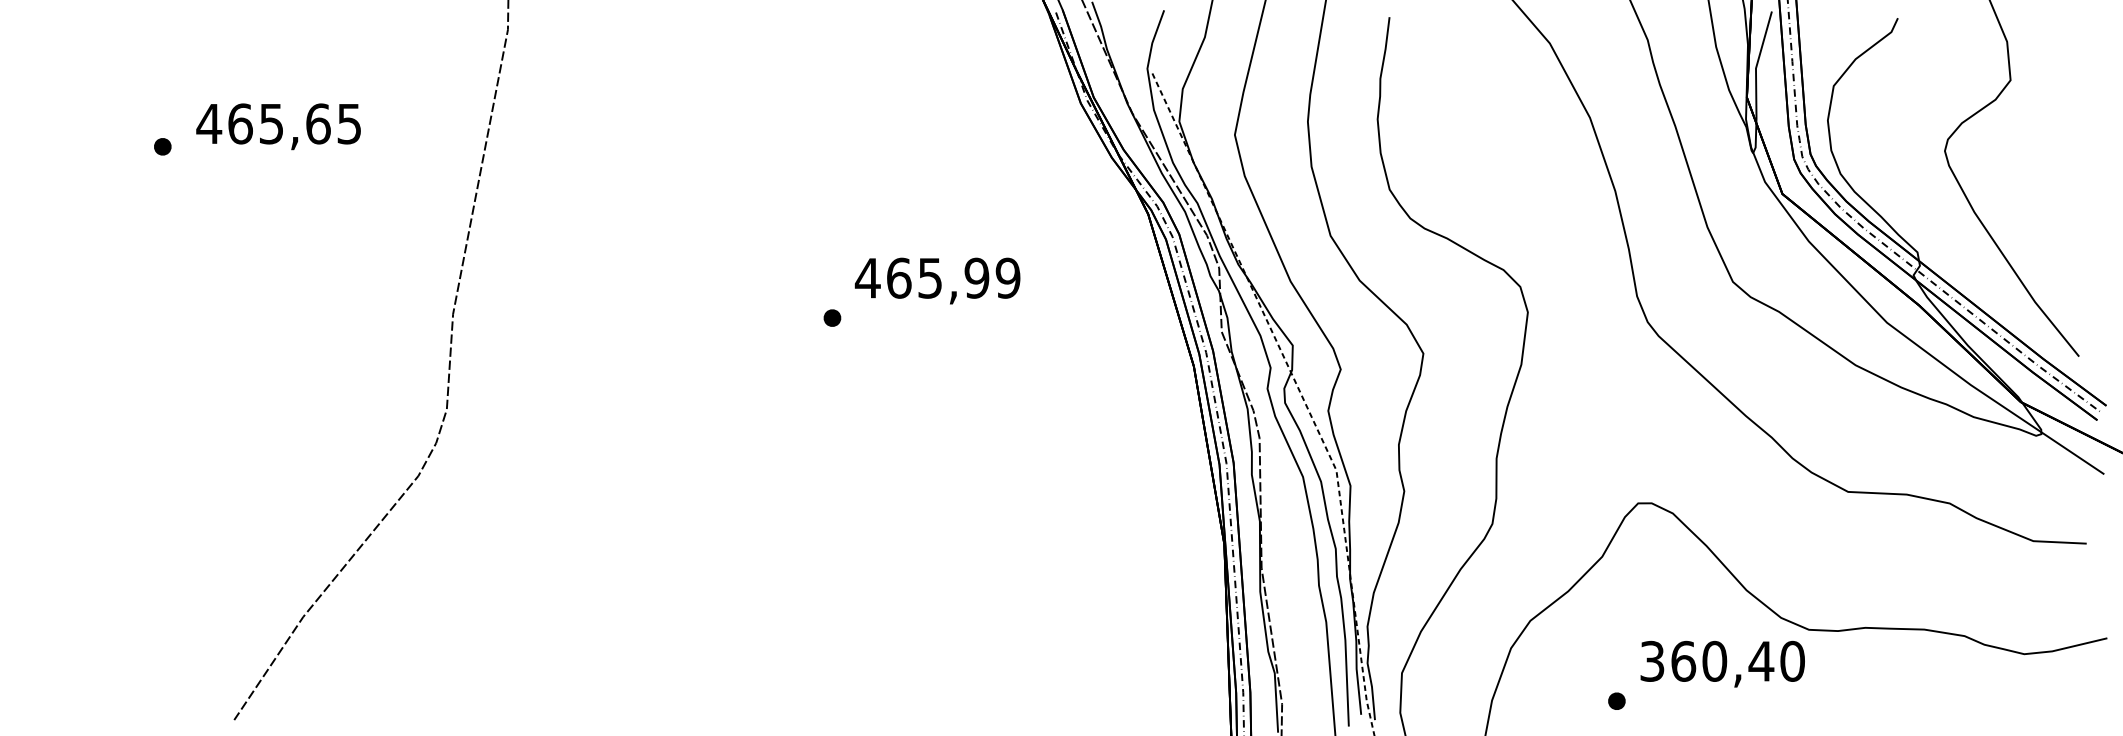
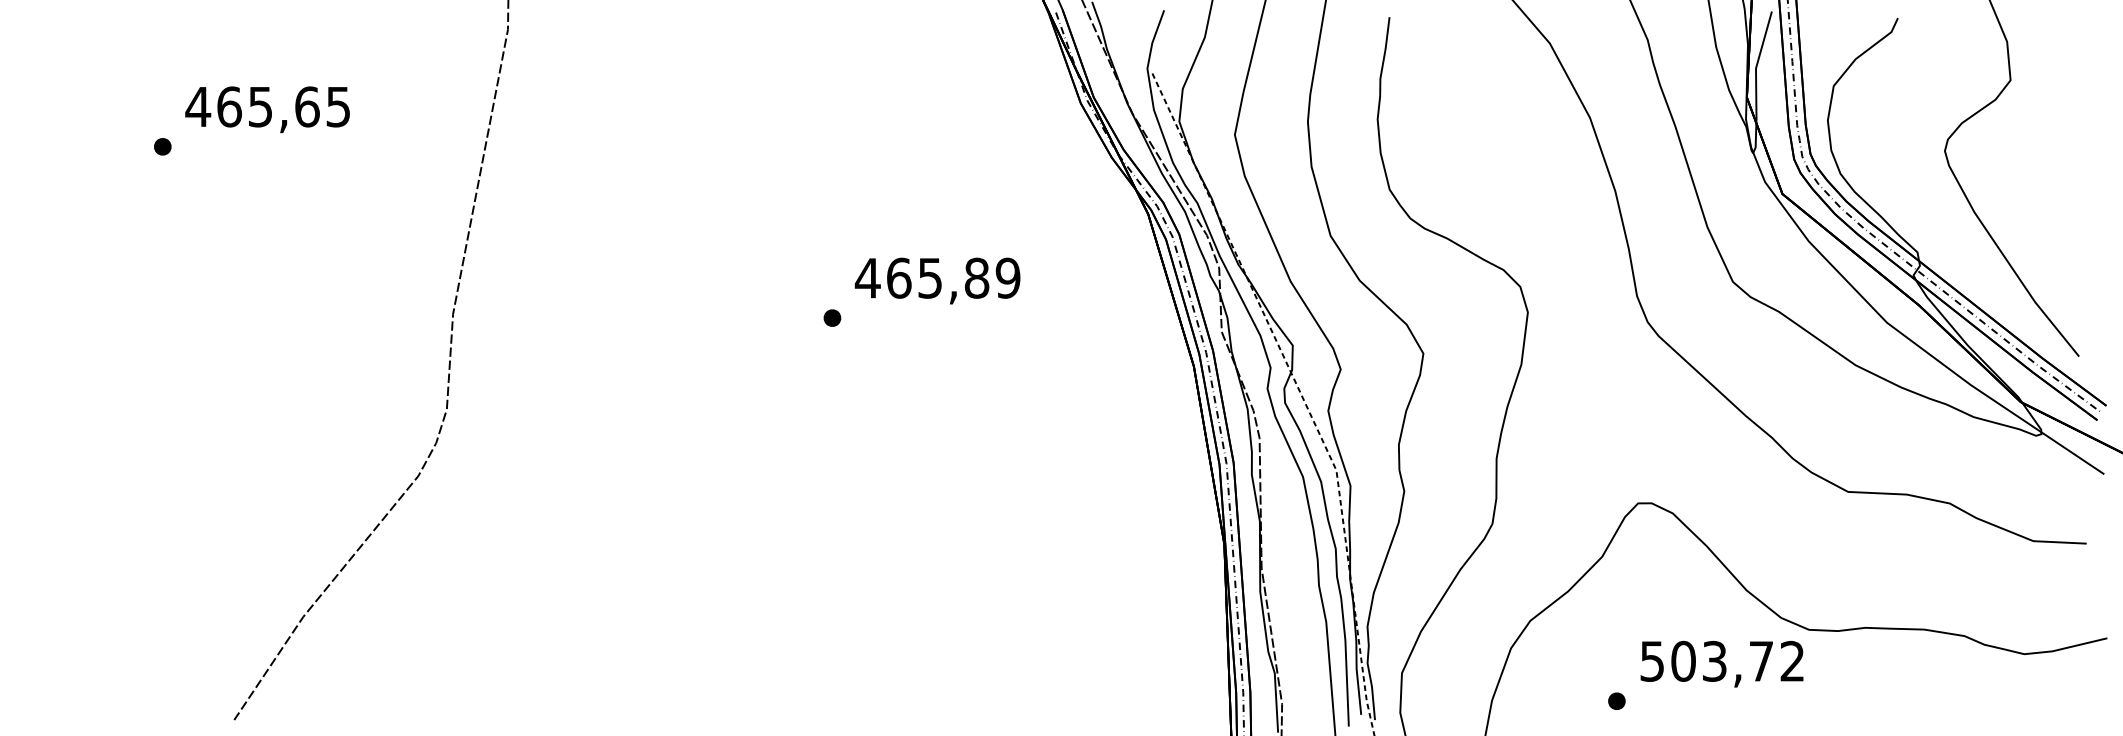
text position: (278, 126) -> (267, 109) (267, 109)
text: 465,99 -> 465,89 (976, 277)
text: 360,40 -> 503,72 (1722, 660)
